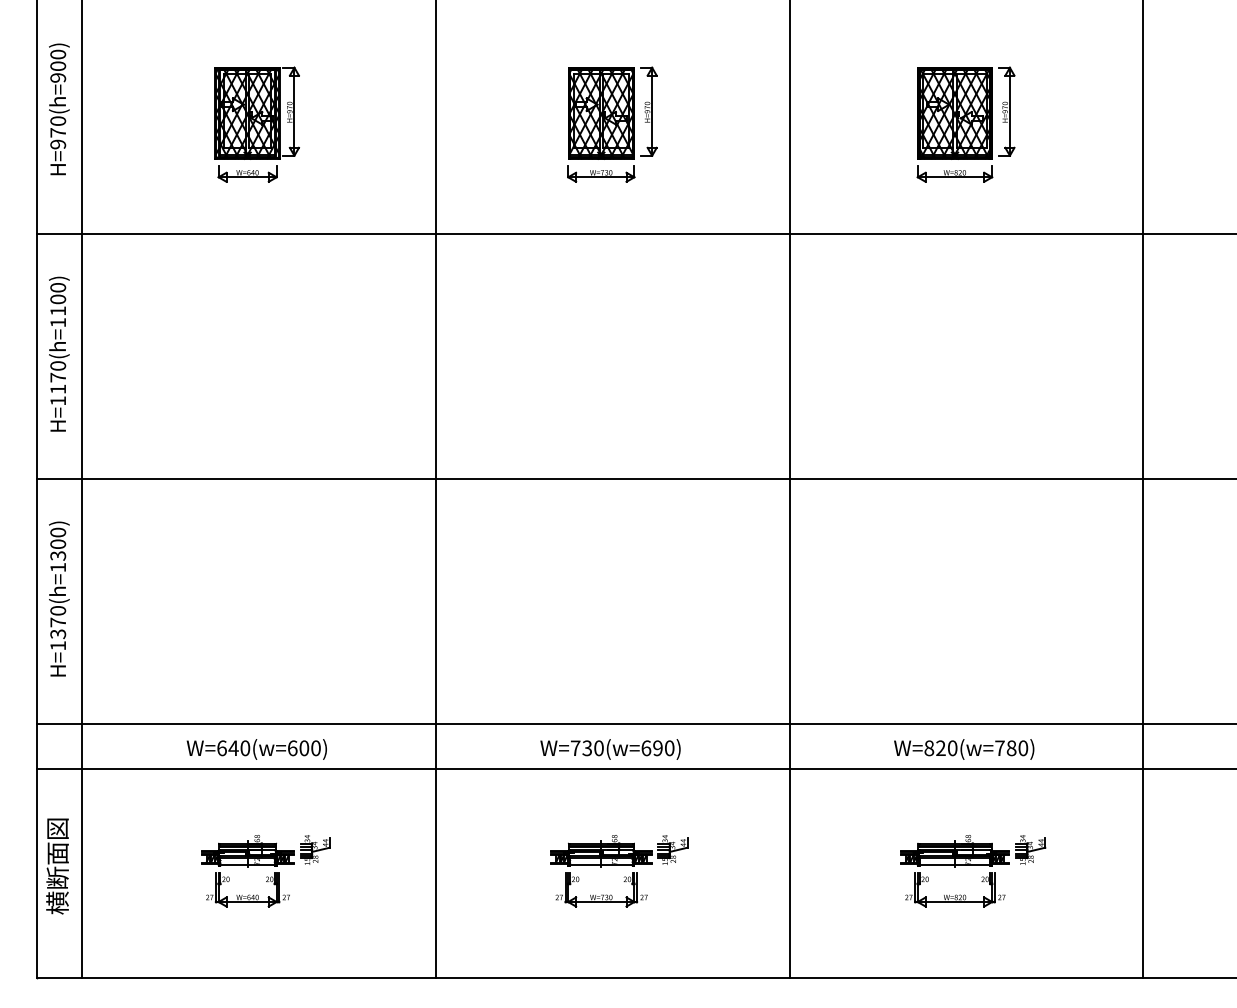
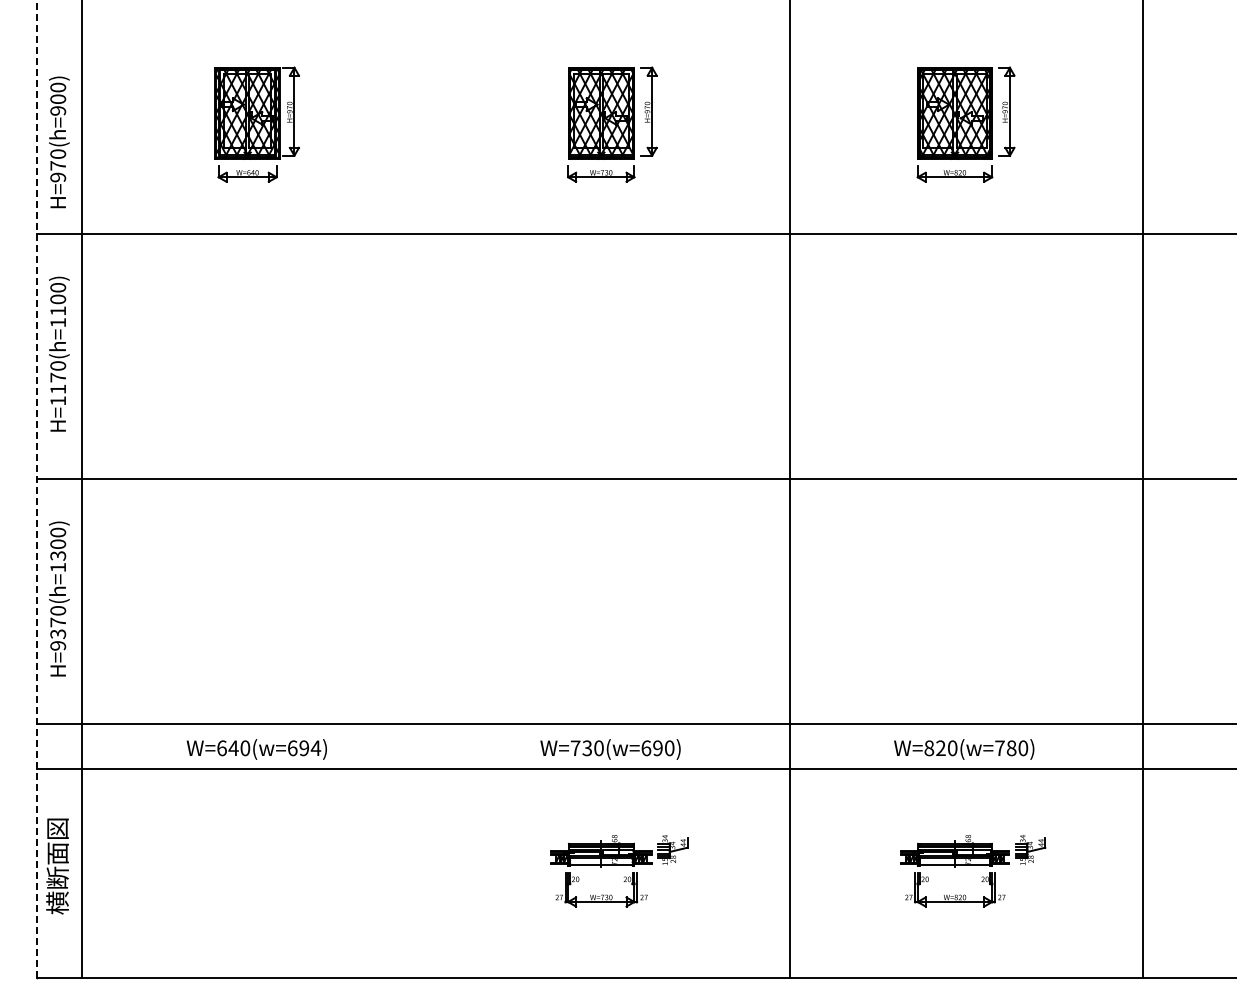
text position: (59, 109) -> (59, 142) (59, 142)
line: solid -> dashed (37, 488)
line: present -> none (436, 489)
text: H=1370(h=1300) -> H=9370(h=1300) (58, 645)
text: W=640(w=600) -> W=640(w=694) (310, 748)
part: present -> none (265, 871)
